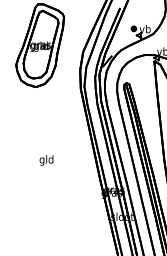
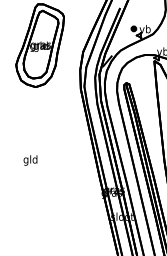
text position: (46, 160) -> (30, 160) (30, 160)
